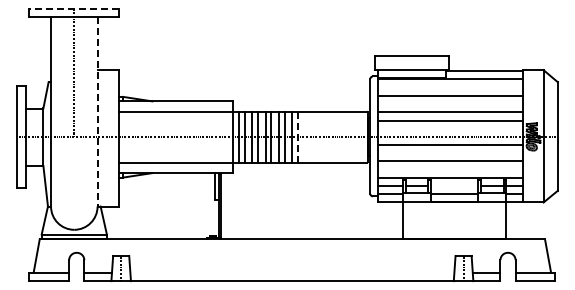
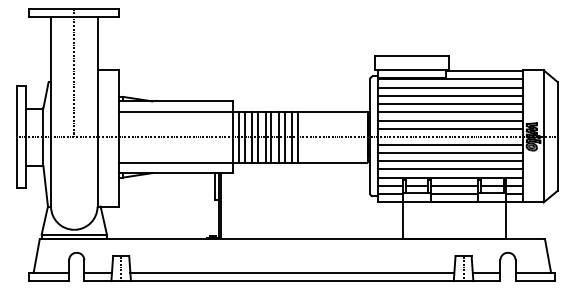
line: dashed -> solid (74, 8)
line: none -> present (449, 87)
line: none -> present (449, 104)
line: dashed -> solid (97, 111)
line: none -> present (449, 128)
line: dashed -> solid (298, 137)
line: none -> present (449, 153)
line: none -> present (449, 169)
line: none -> present (454, 185)
line: none -> present (292, 272)
